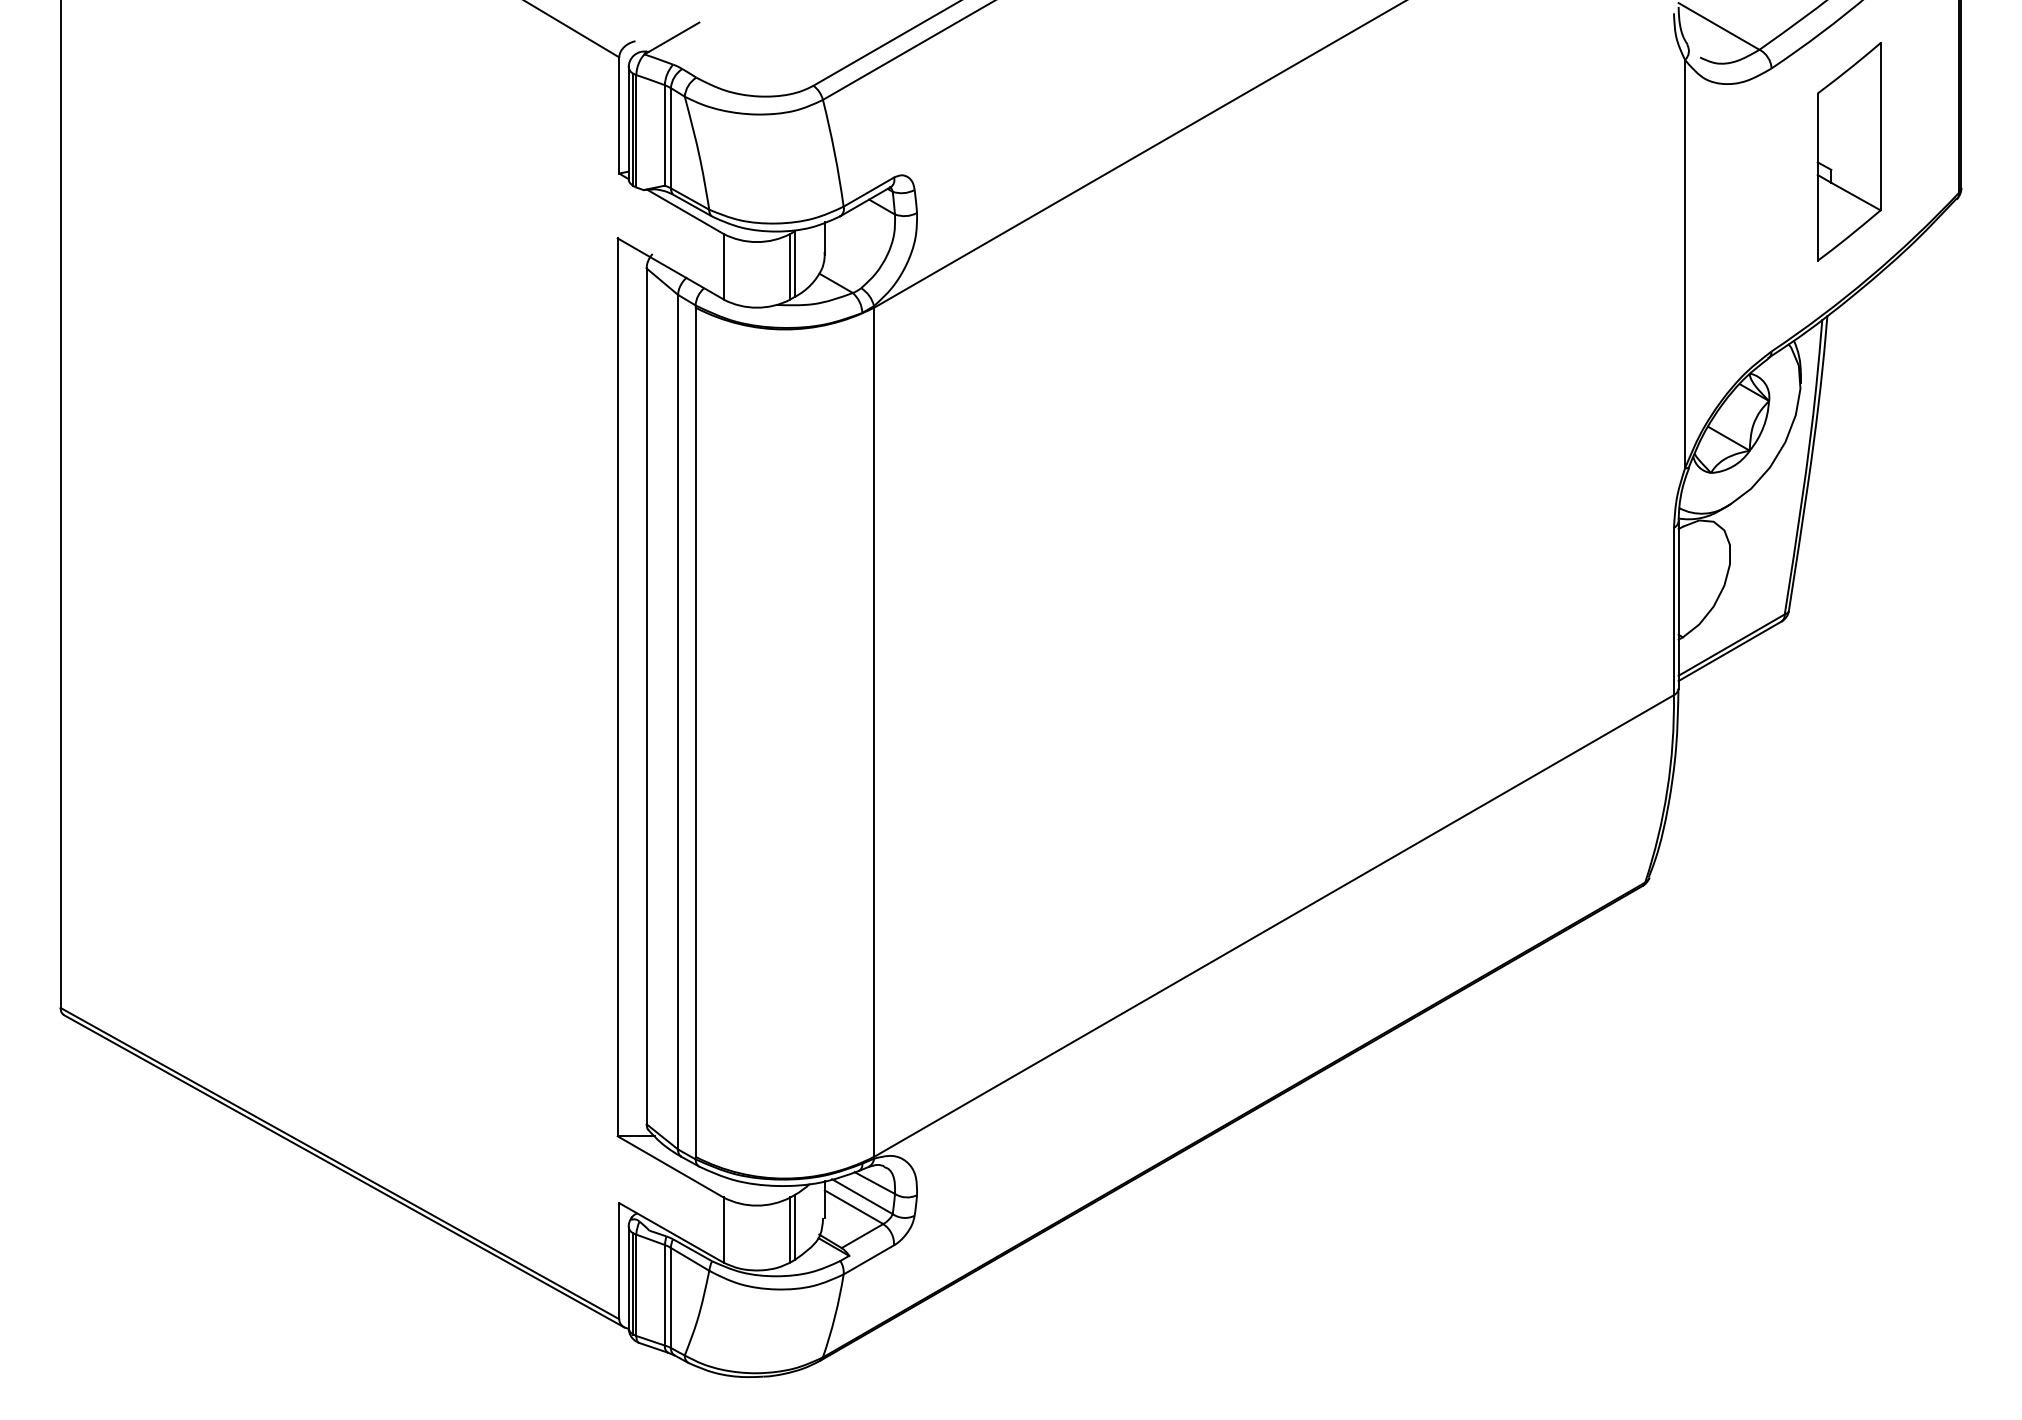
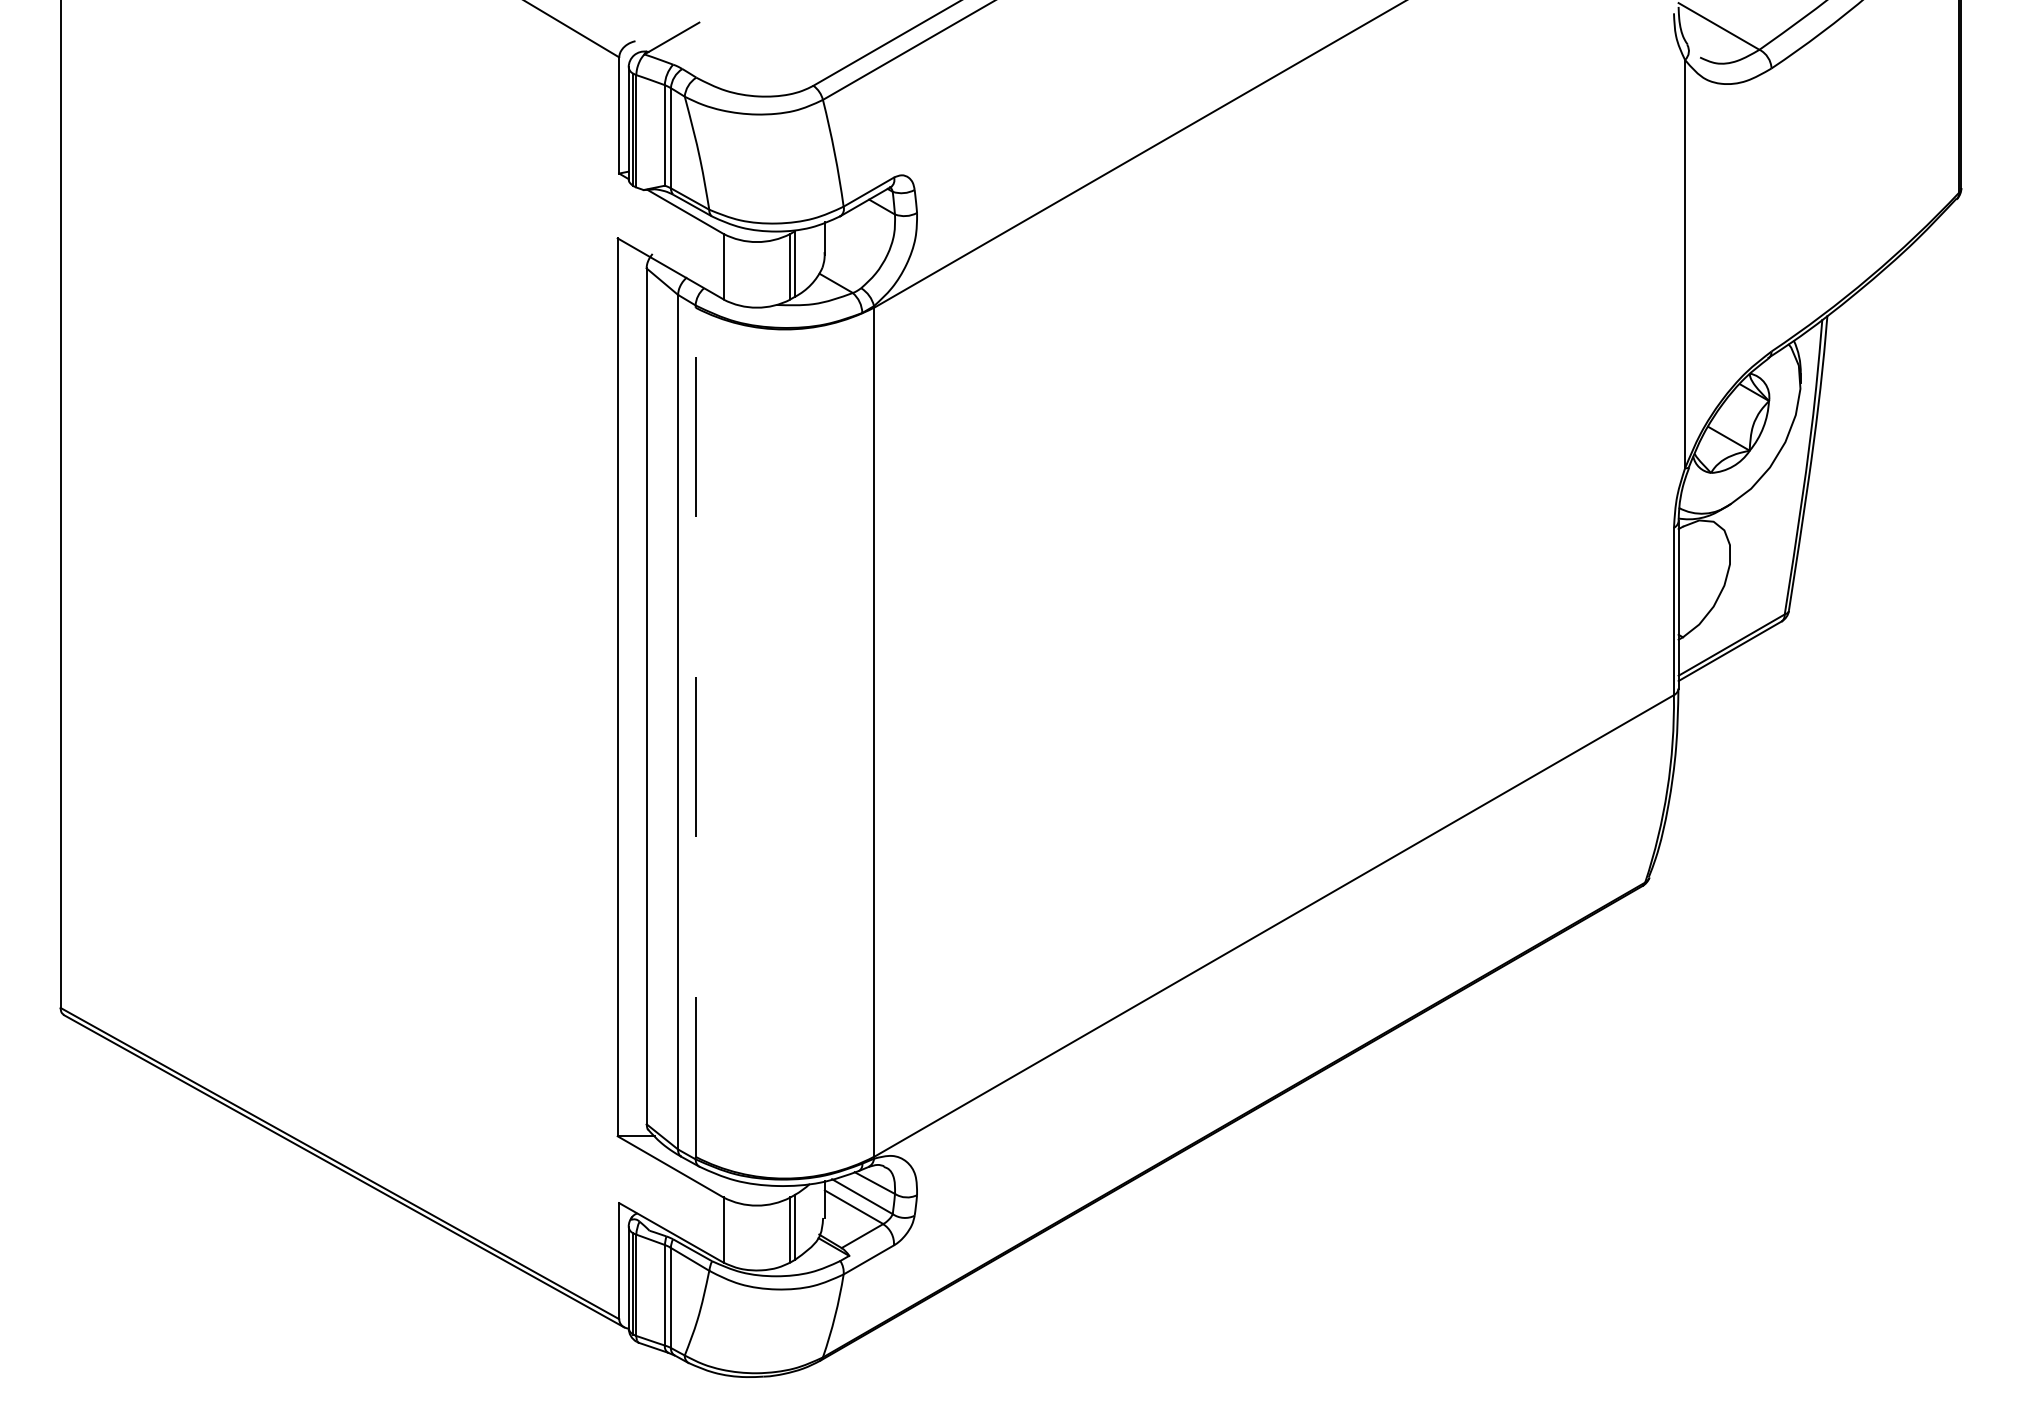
part: present -> none (1848, 151)
line: solid -> dashed (695, 732)
